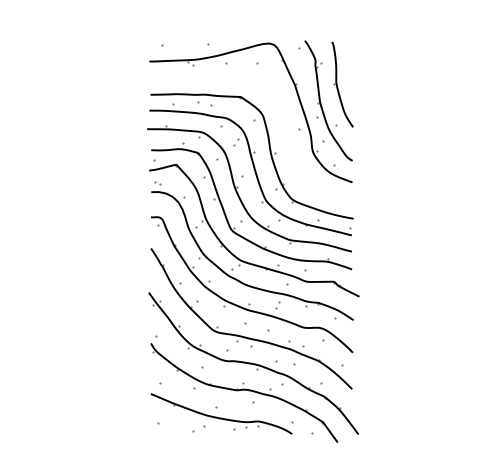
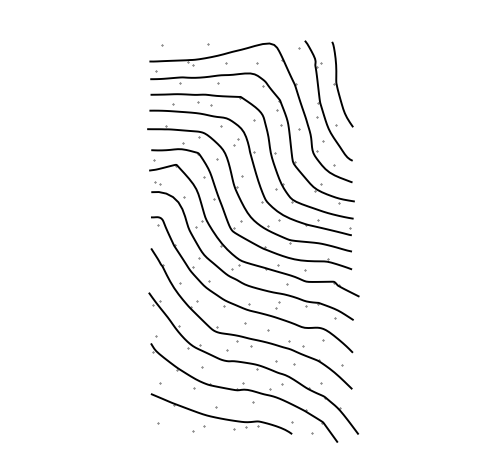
part: none -> present (280, 125)
